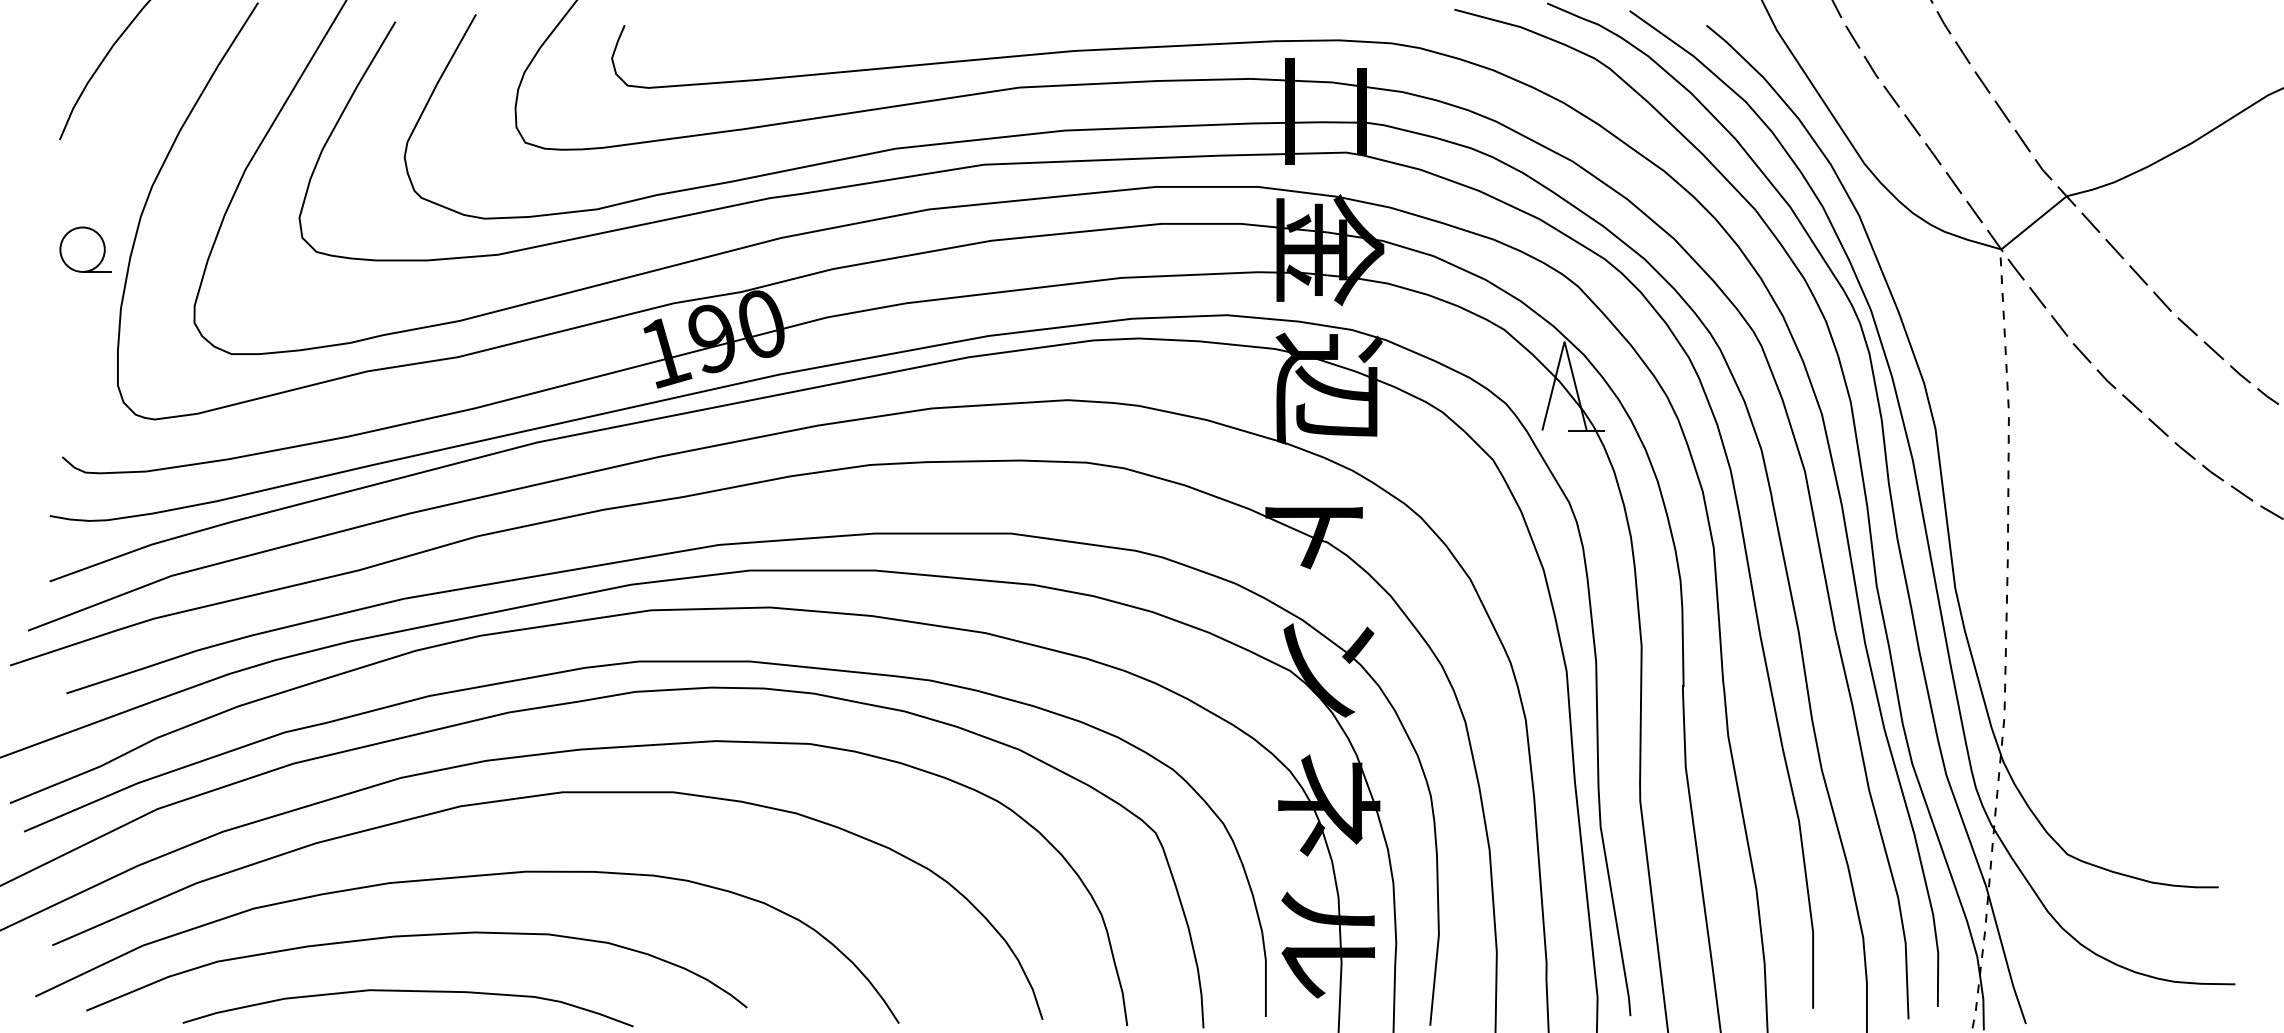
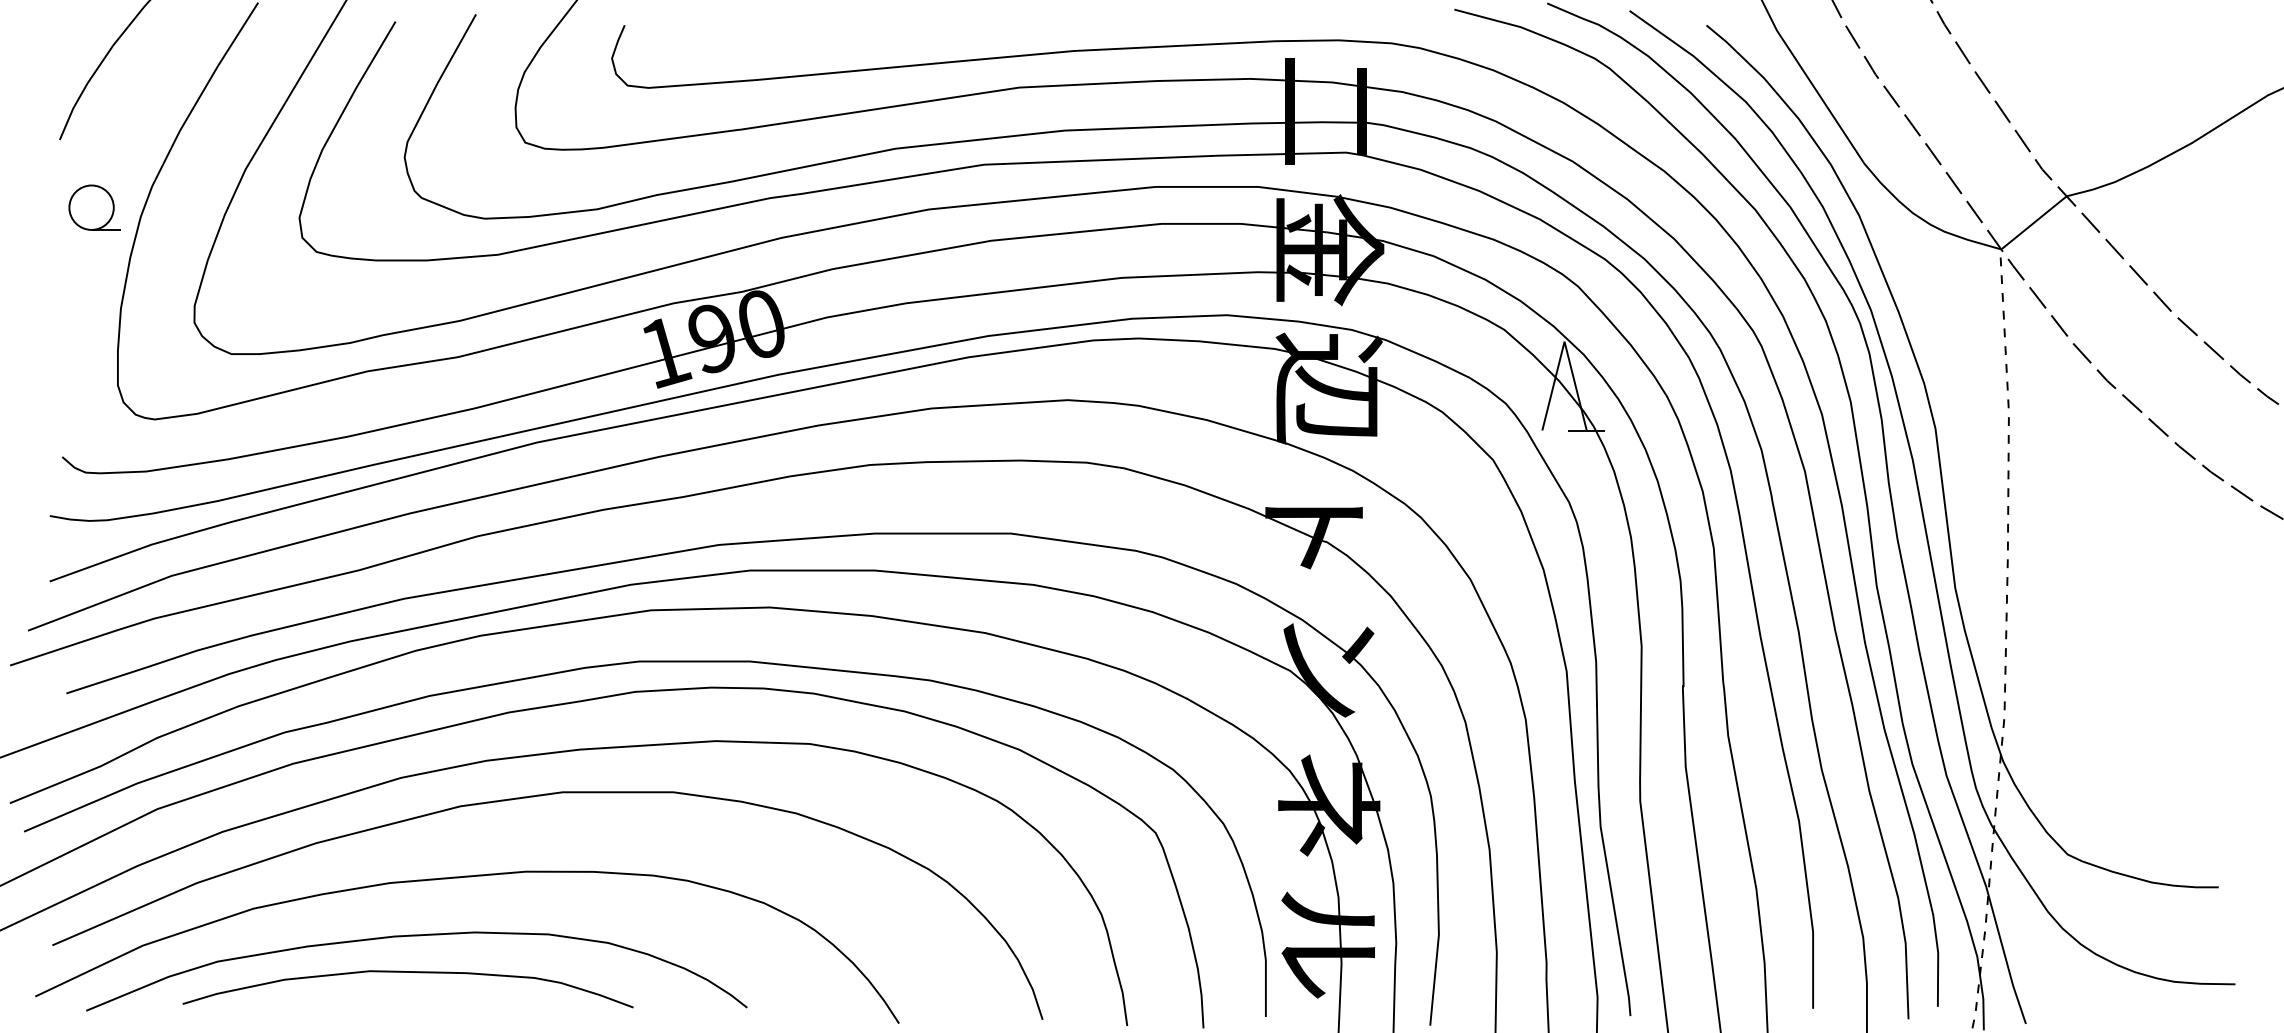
part position: (85, 249) -> (94, 207) (94, 207)
curve position: (407, 991) -> (407, 972) (407, 972)
